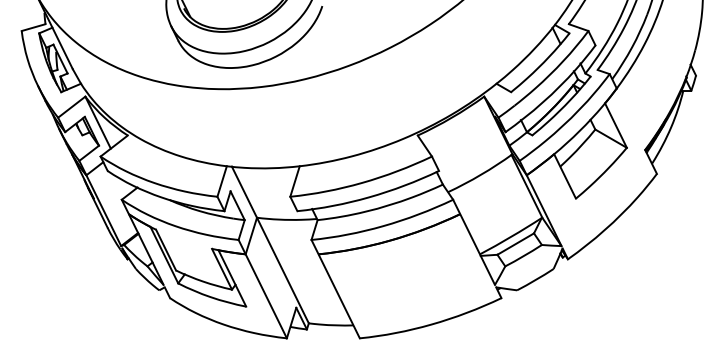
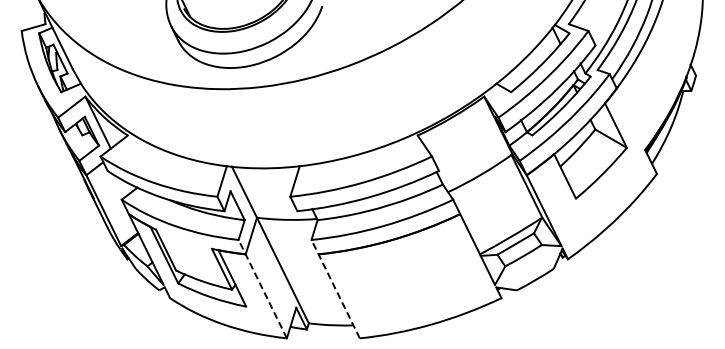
line: solid -> dashed (262, 289)
line: solid -> dashed (335, 289)
